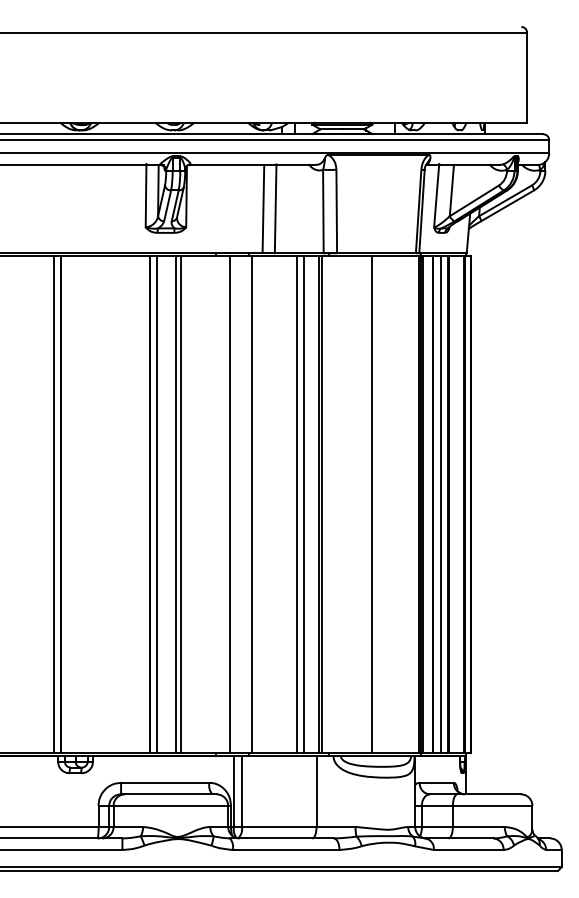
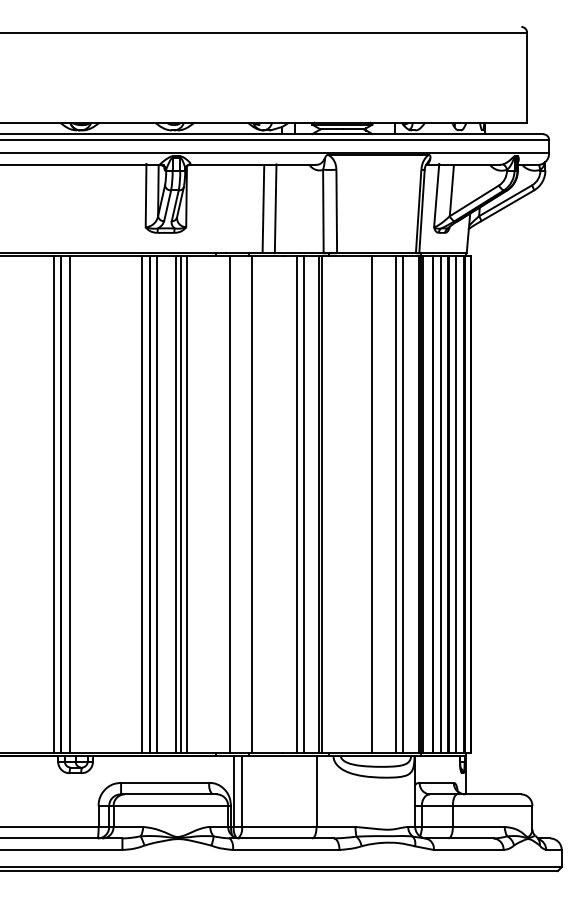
line: none -> present (69, 504)
line: none -> present (142, 504)
line: none -> present (186, 504)
line: none -> present (395, 504)
line: none -> present (402, 504)
line: none -> present (456, 504)
